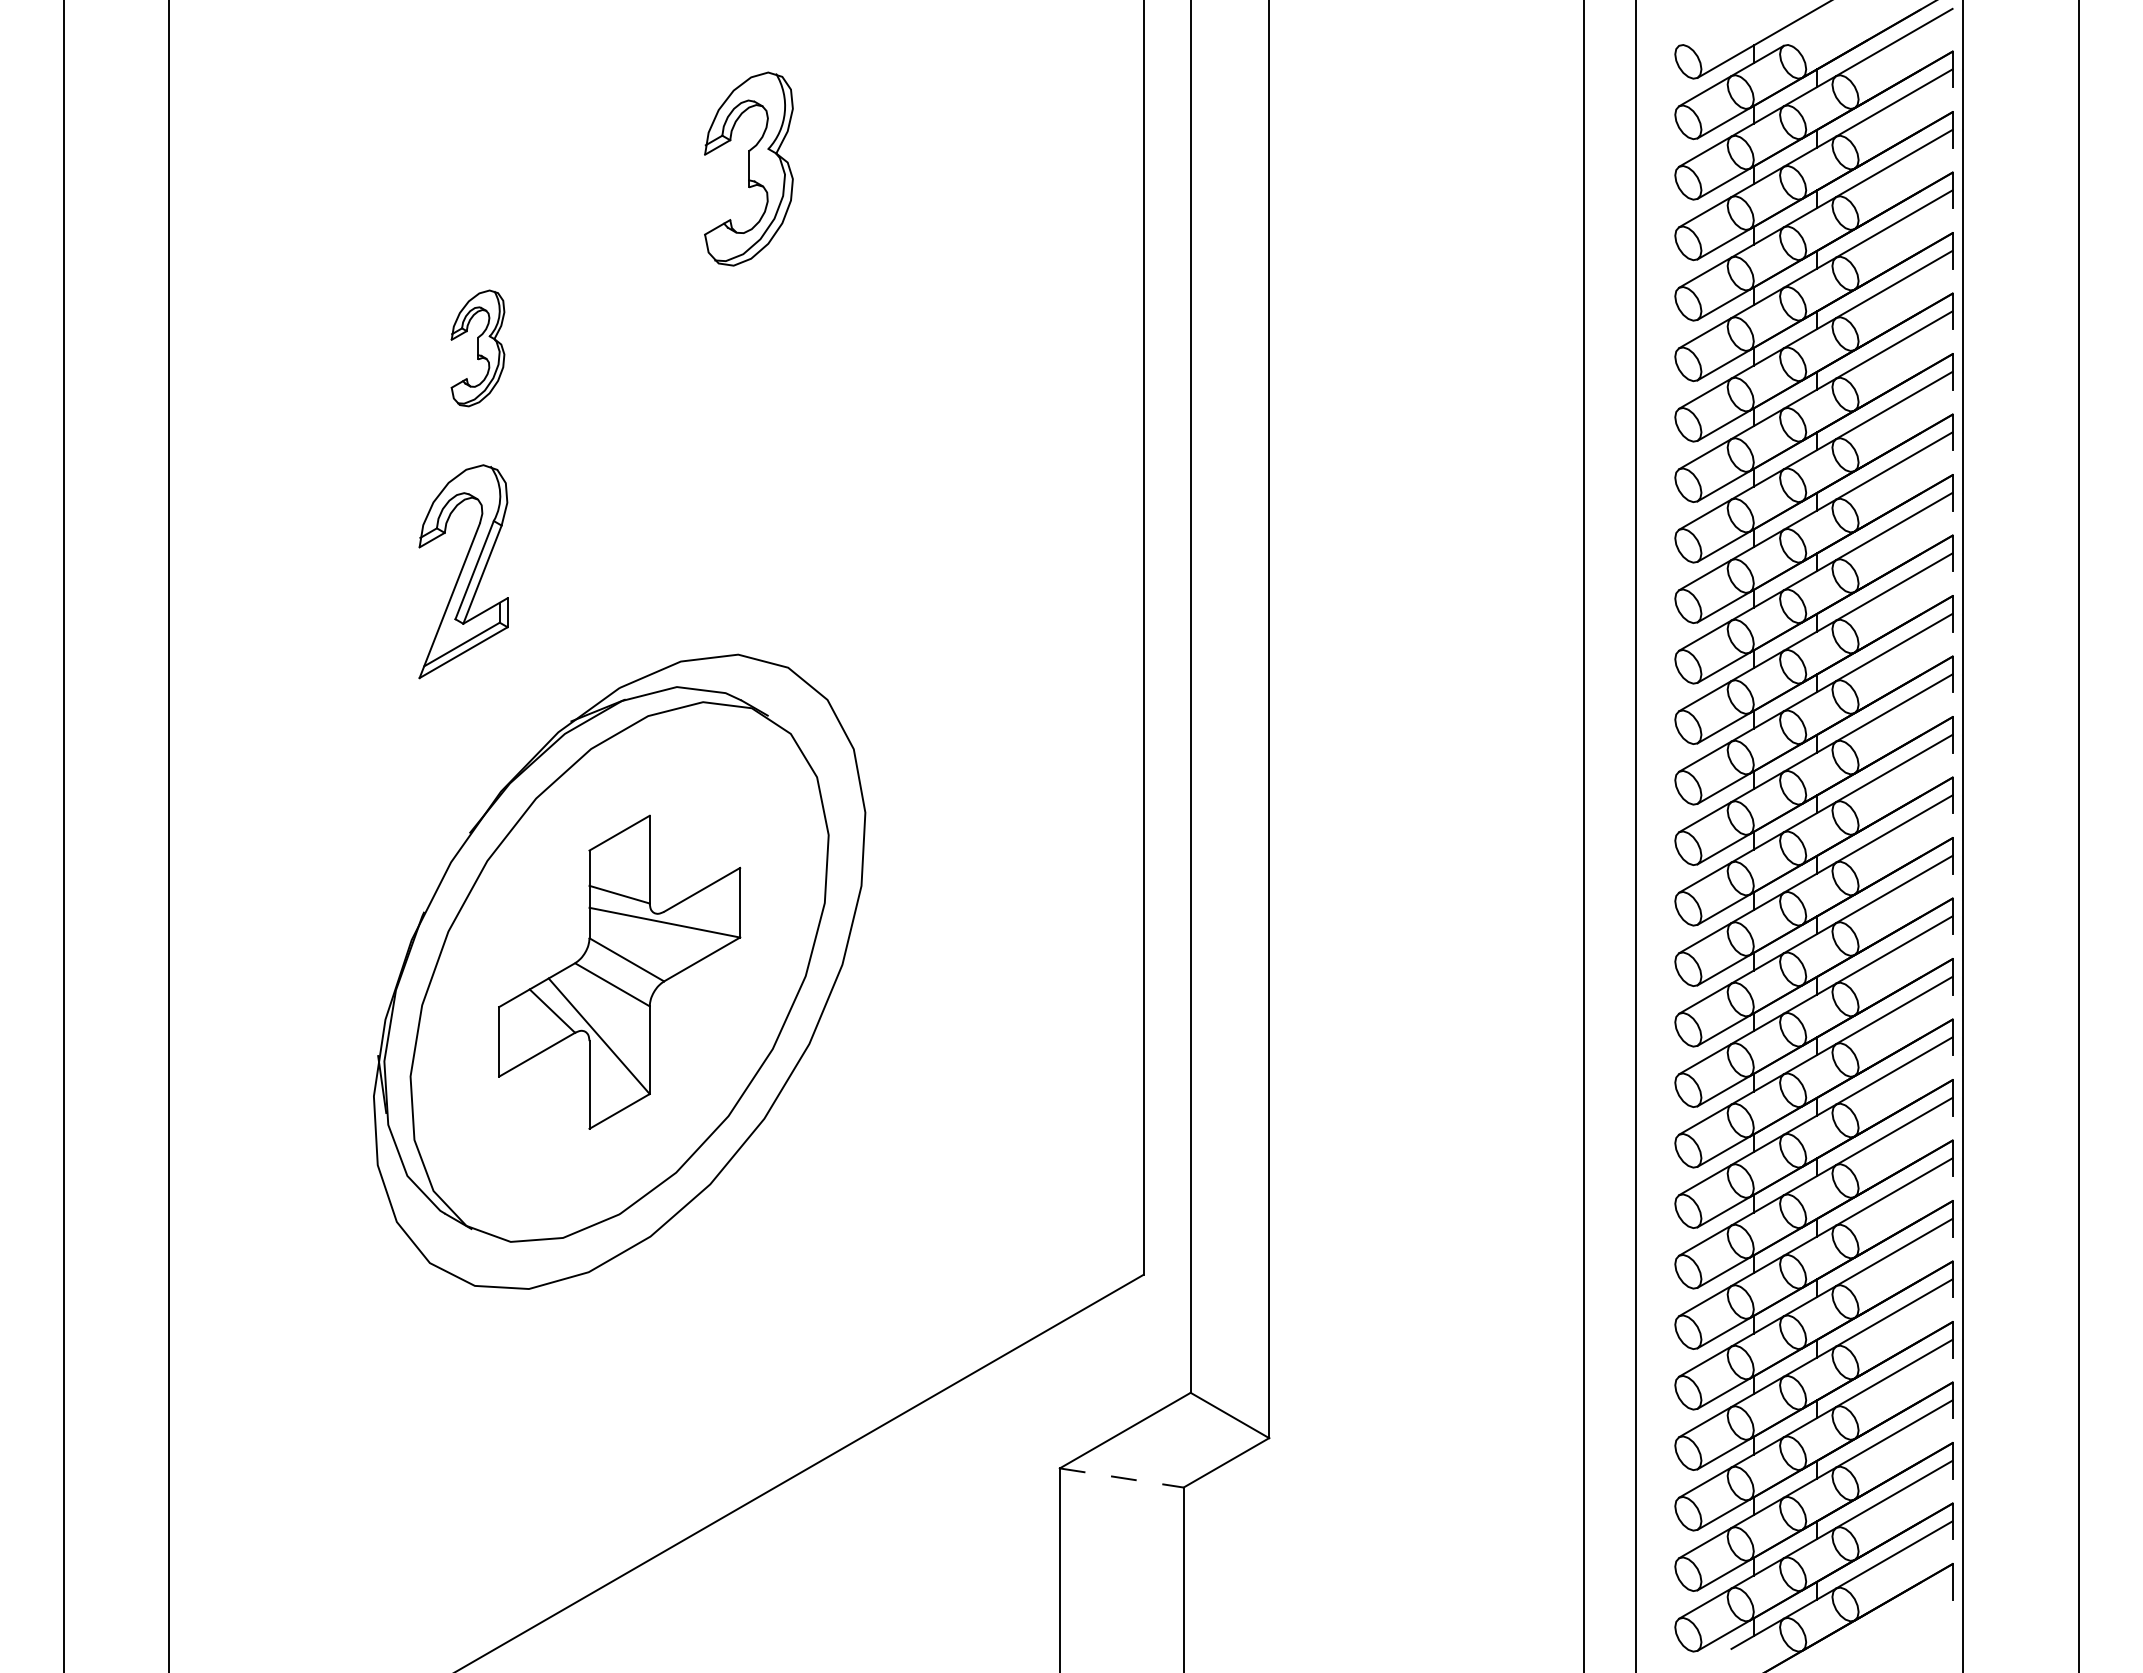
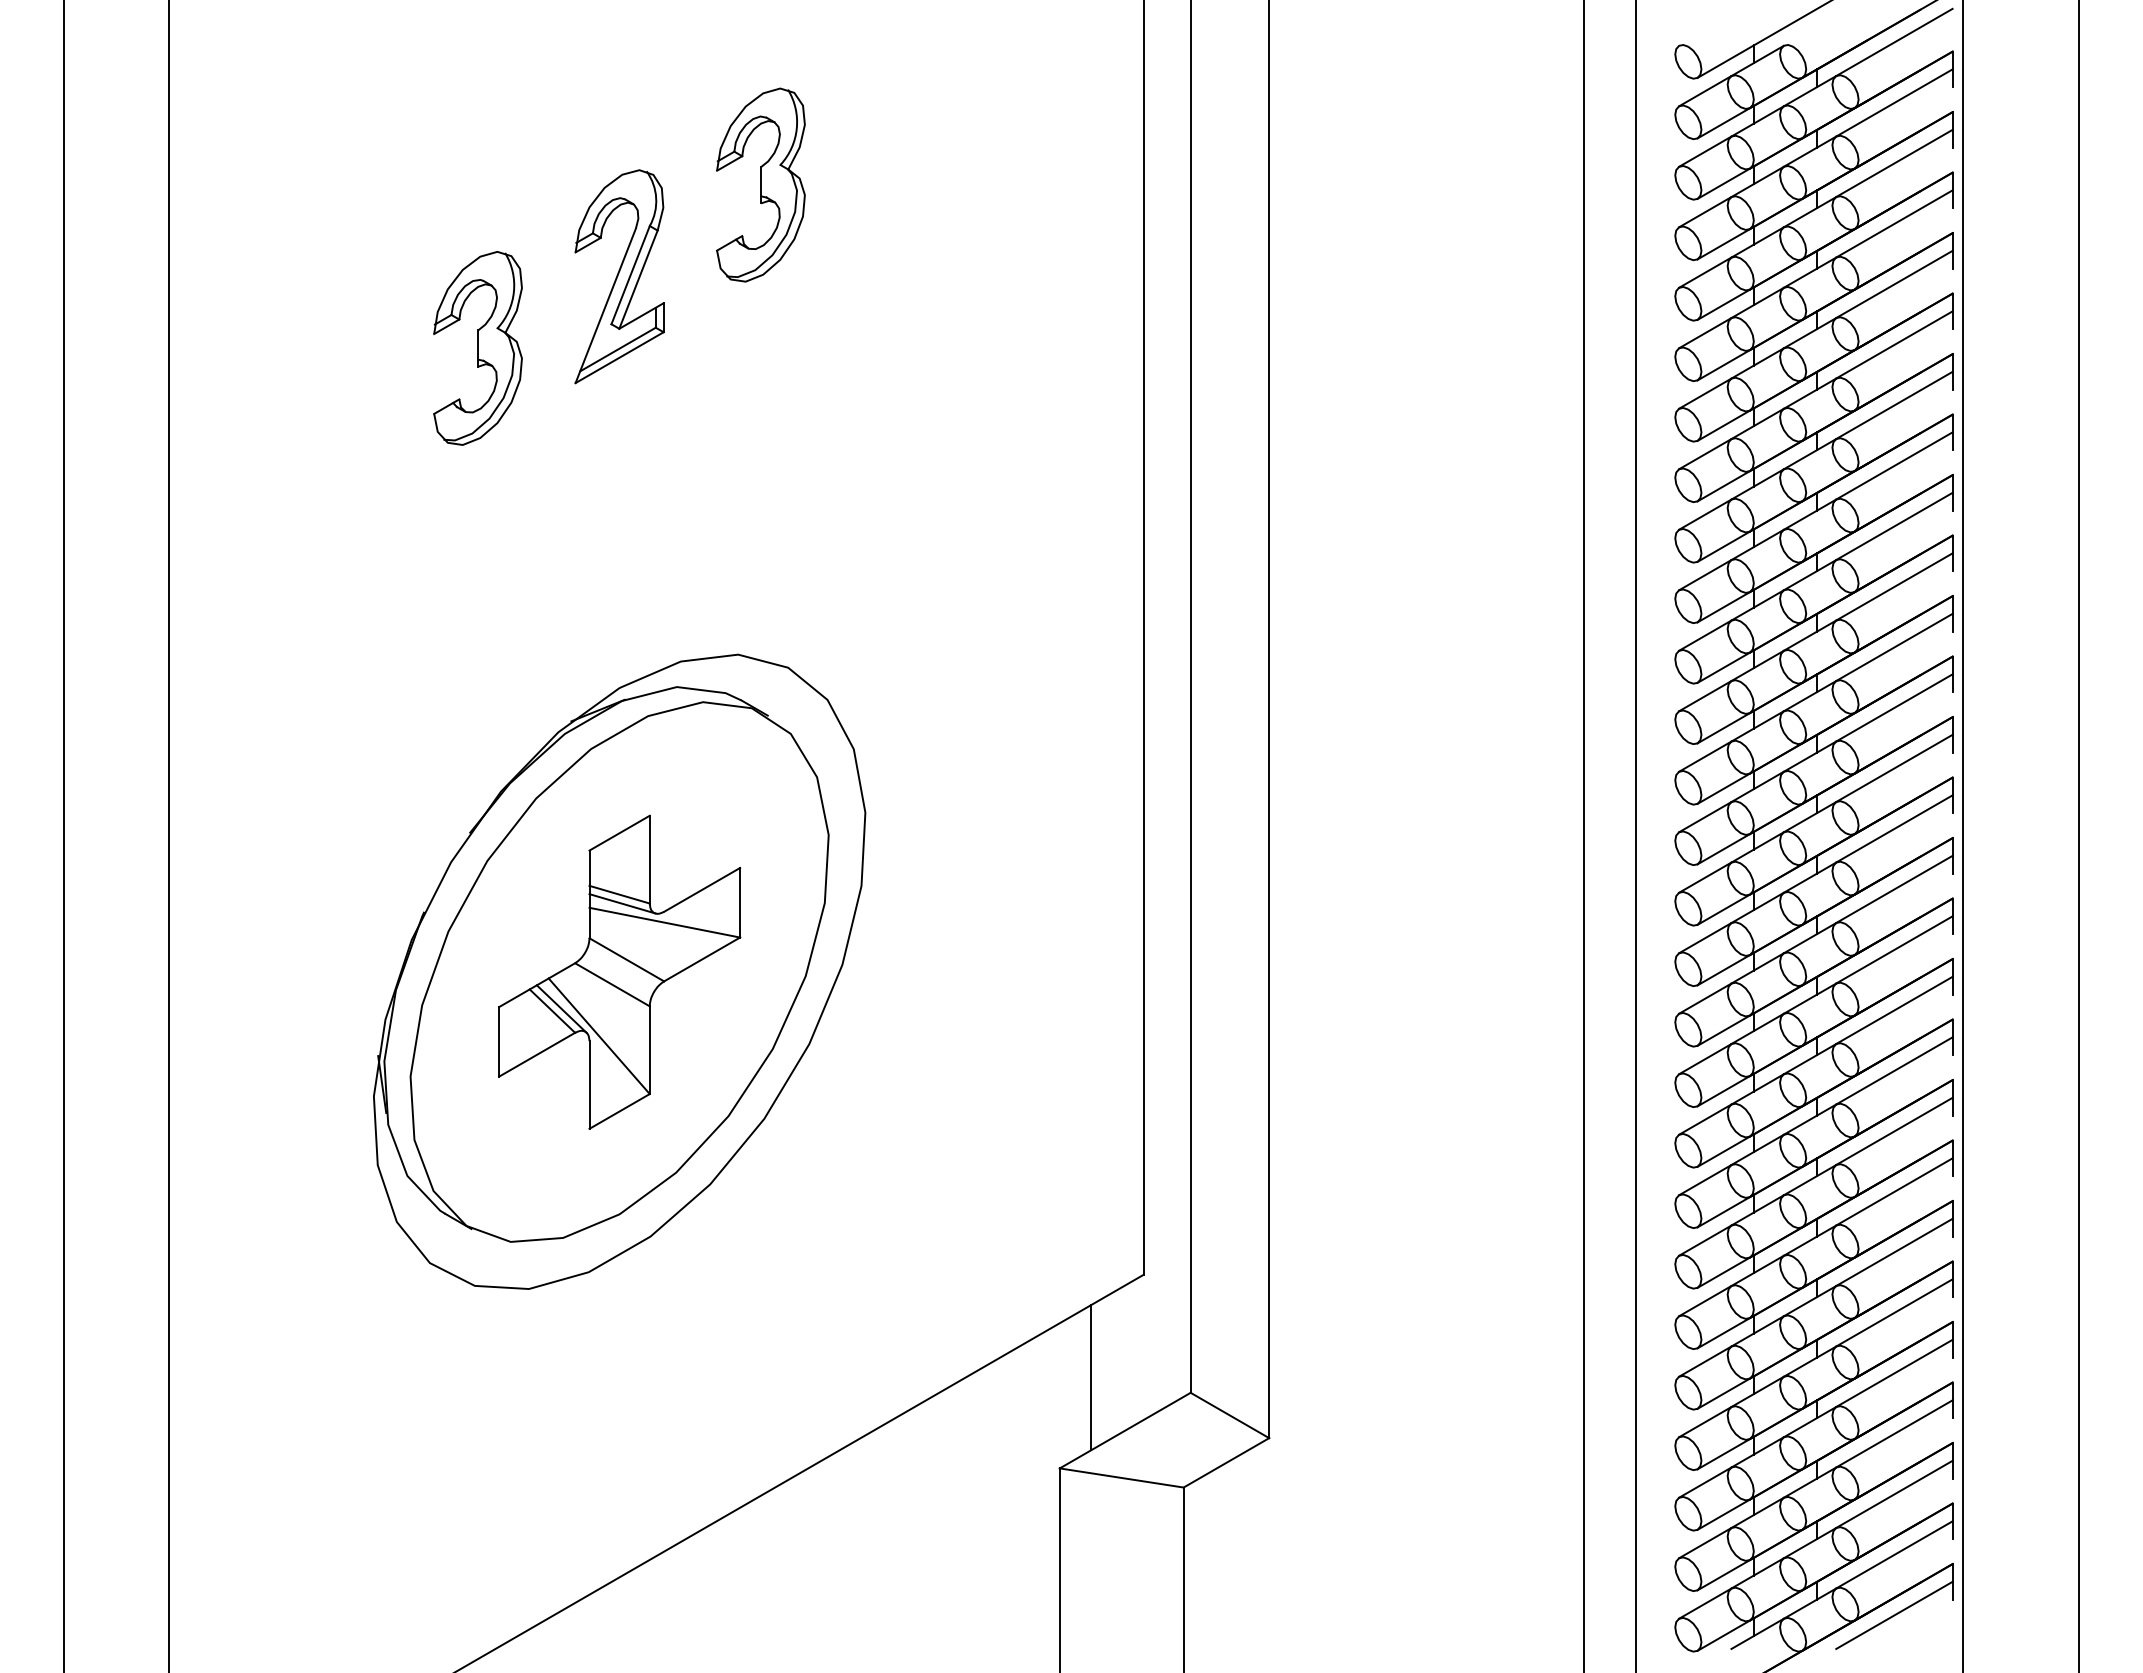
part position: (748, 168) -> (760, 184) (760, 184)
part size: 56x119 px -> 90x195 px (477, 348)
part position: (463, 571) -> (619, 276) (619, 276)
line: none -> present (622, 903)
line: none -> present (561, 1008)
line: none -> present (1091, 1377)
line: dashed -> solid (1121, 1477)
line: none -> present (1894, 1614)
